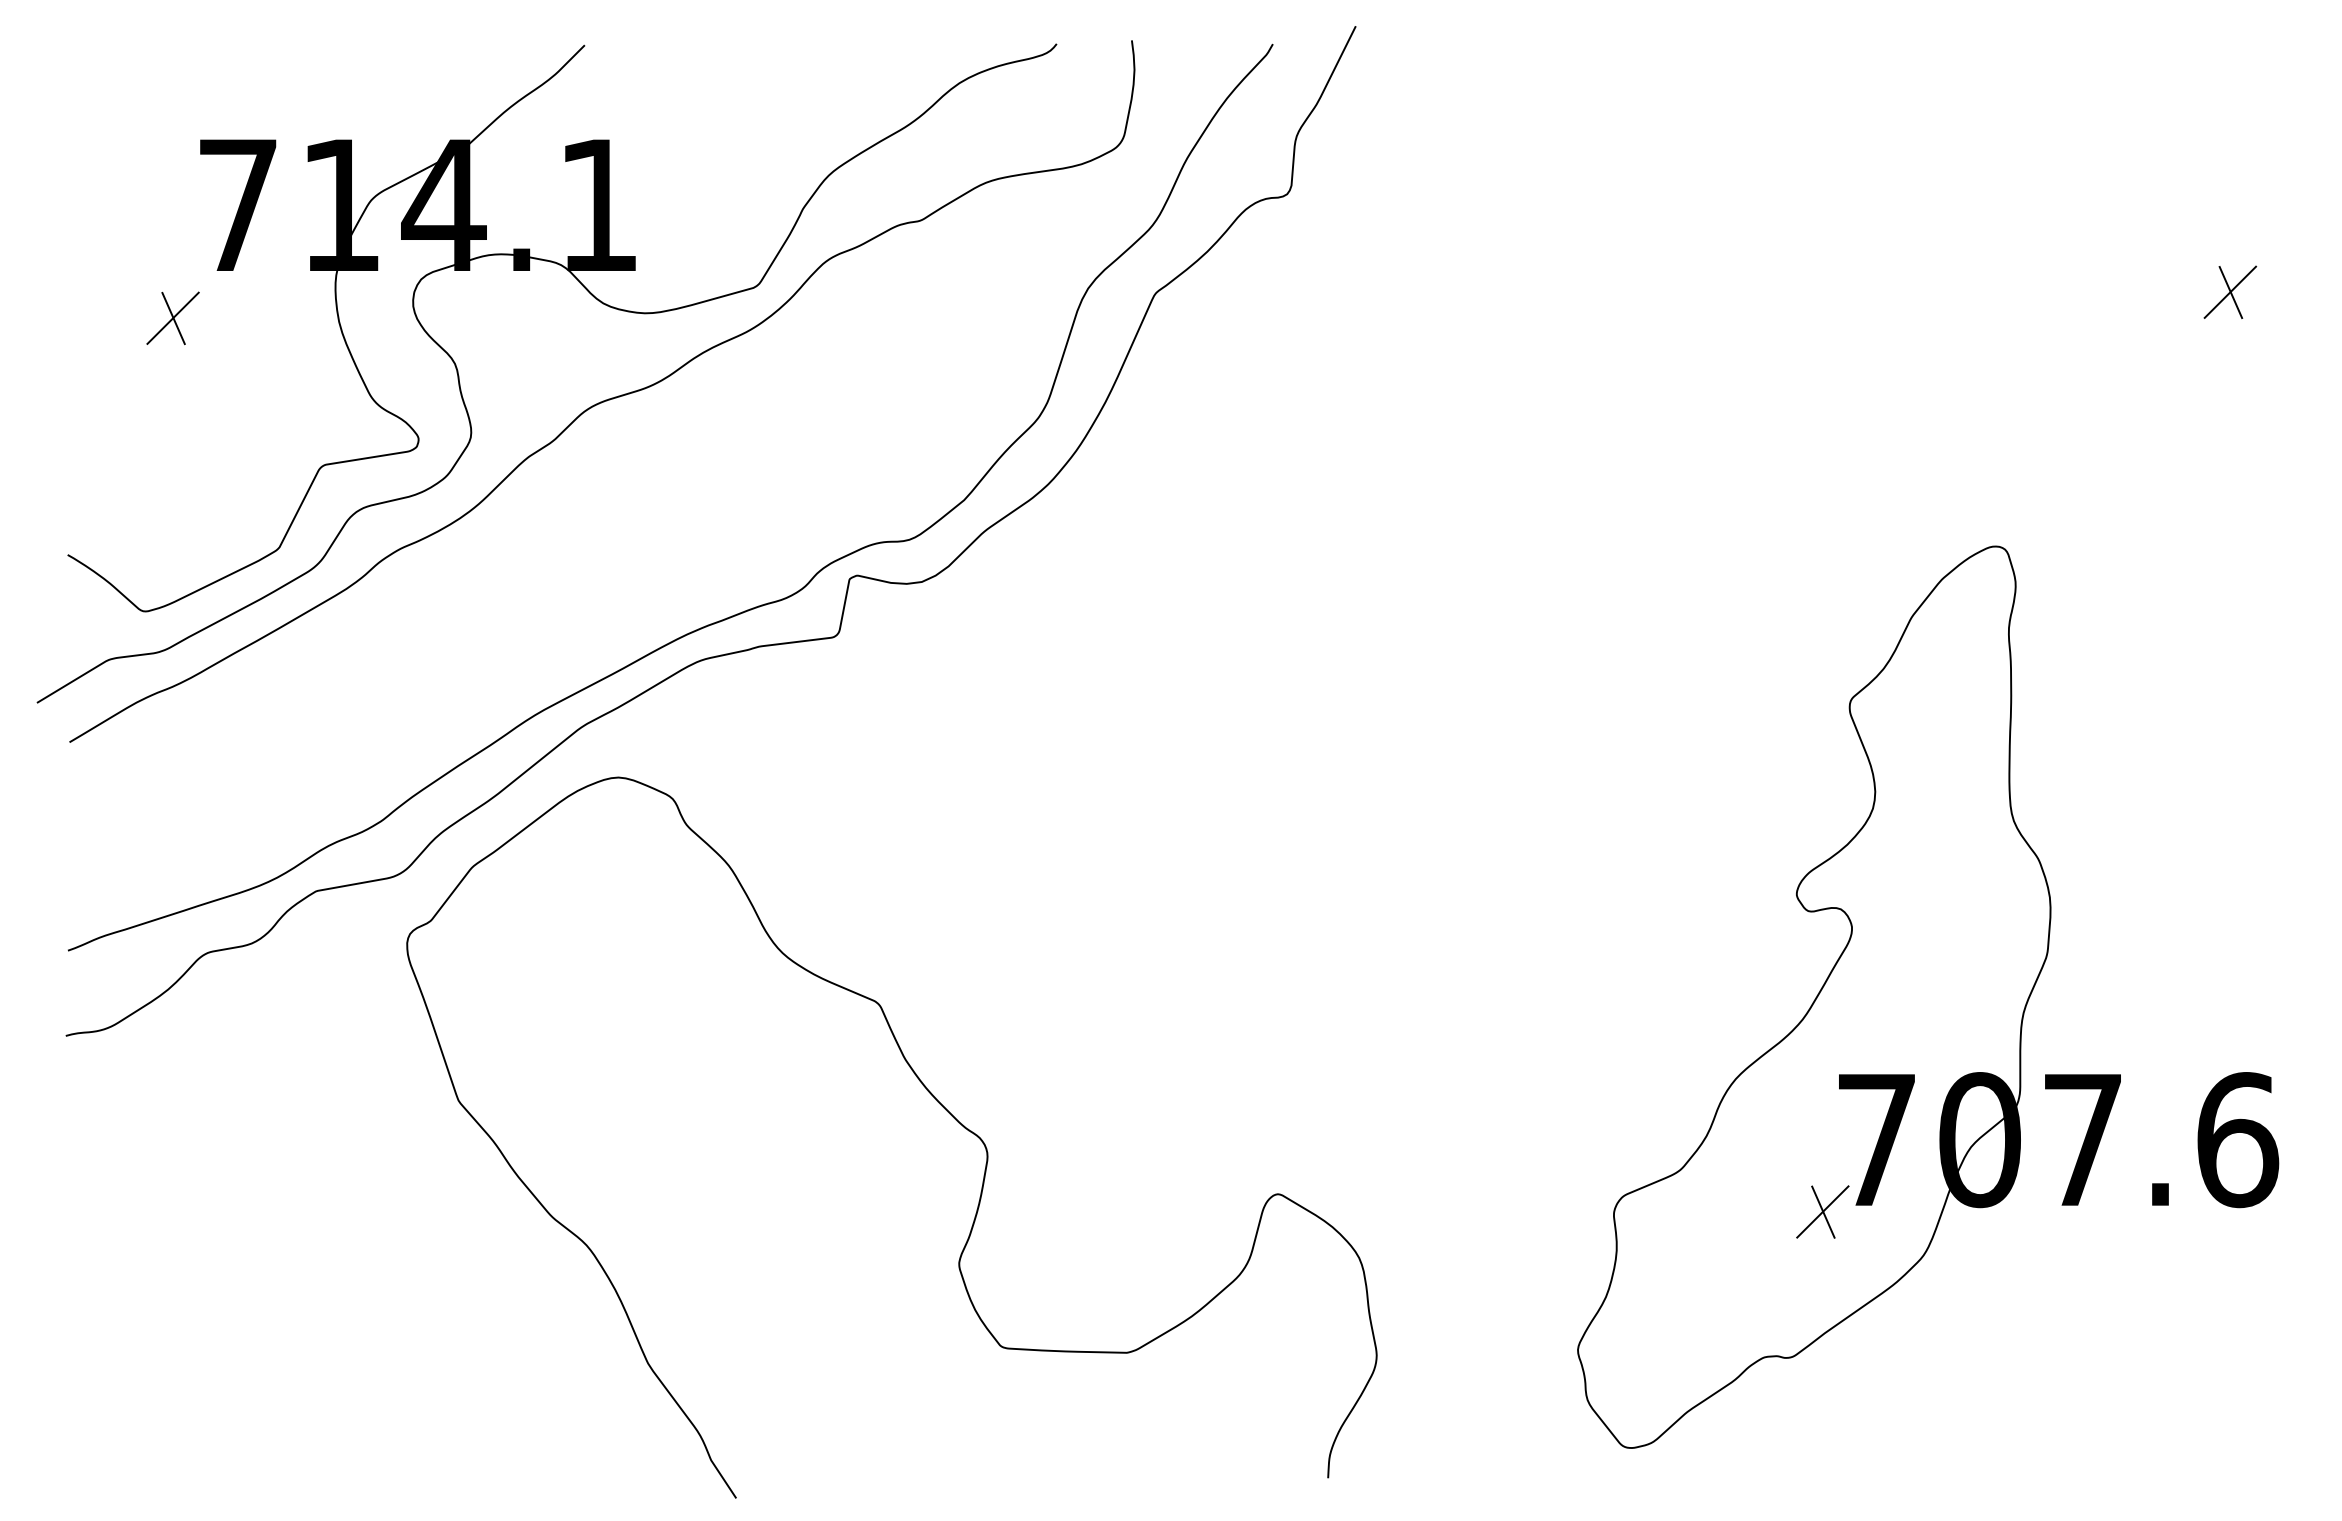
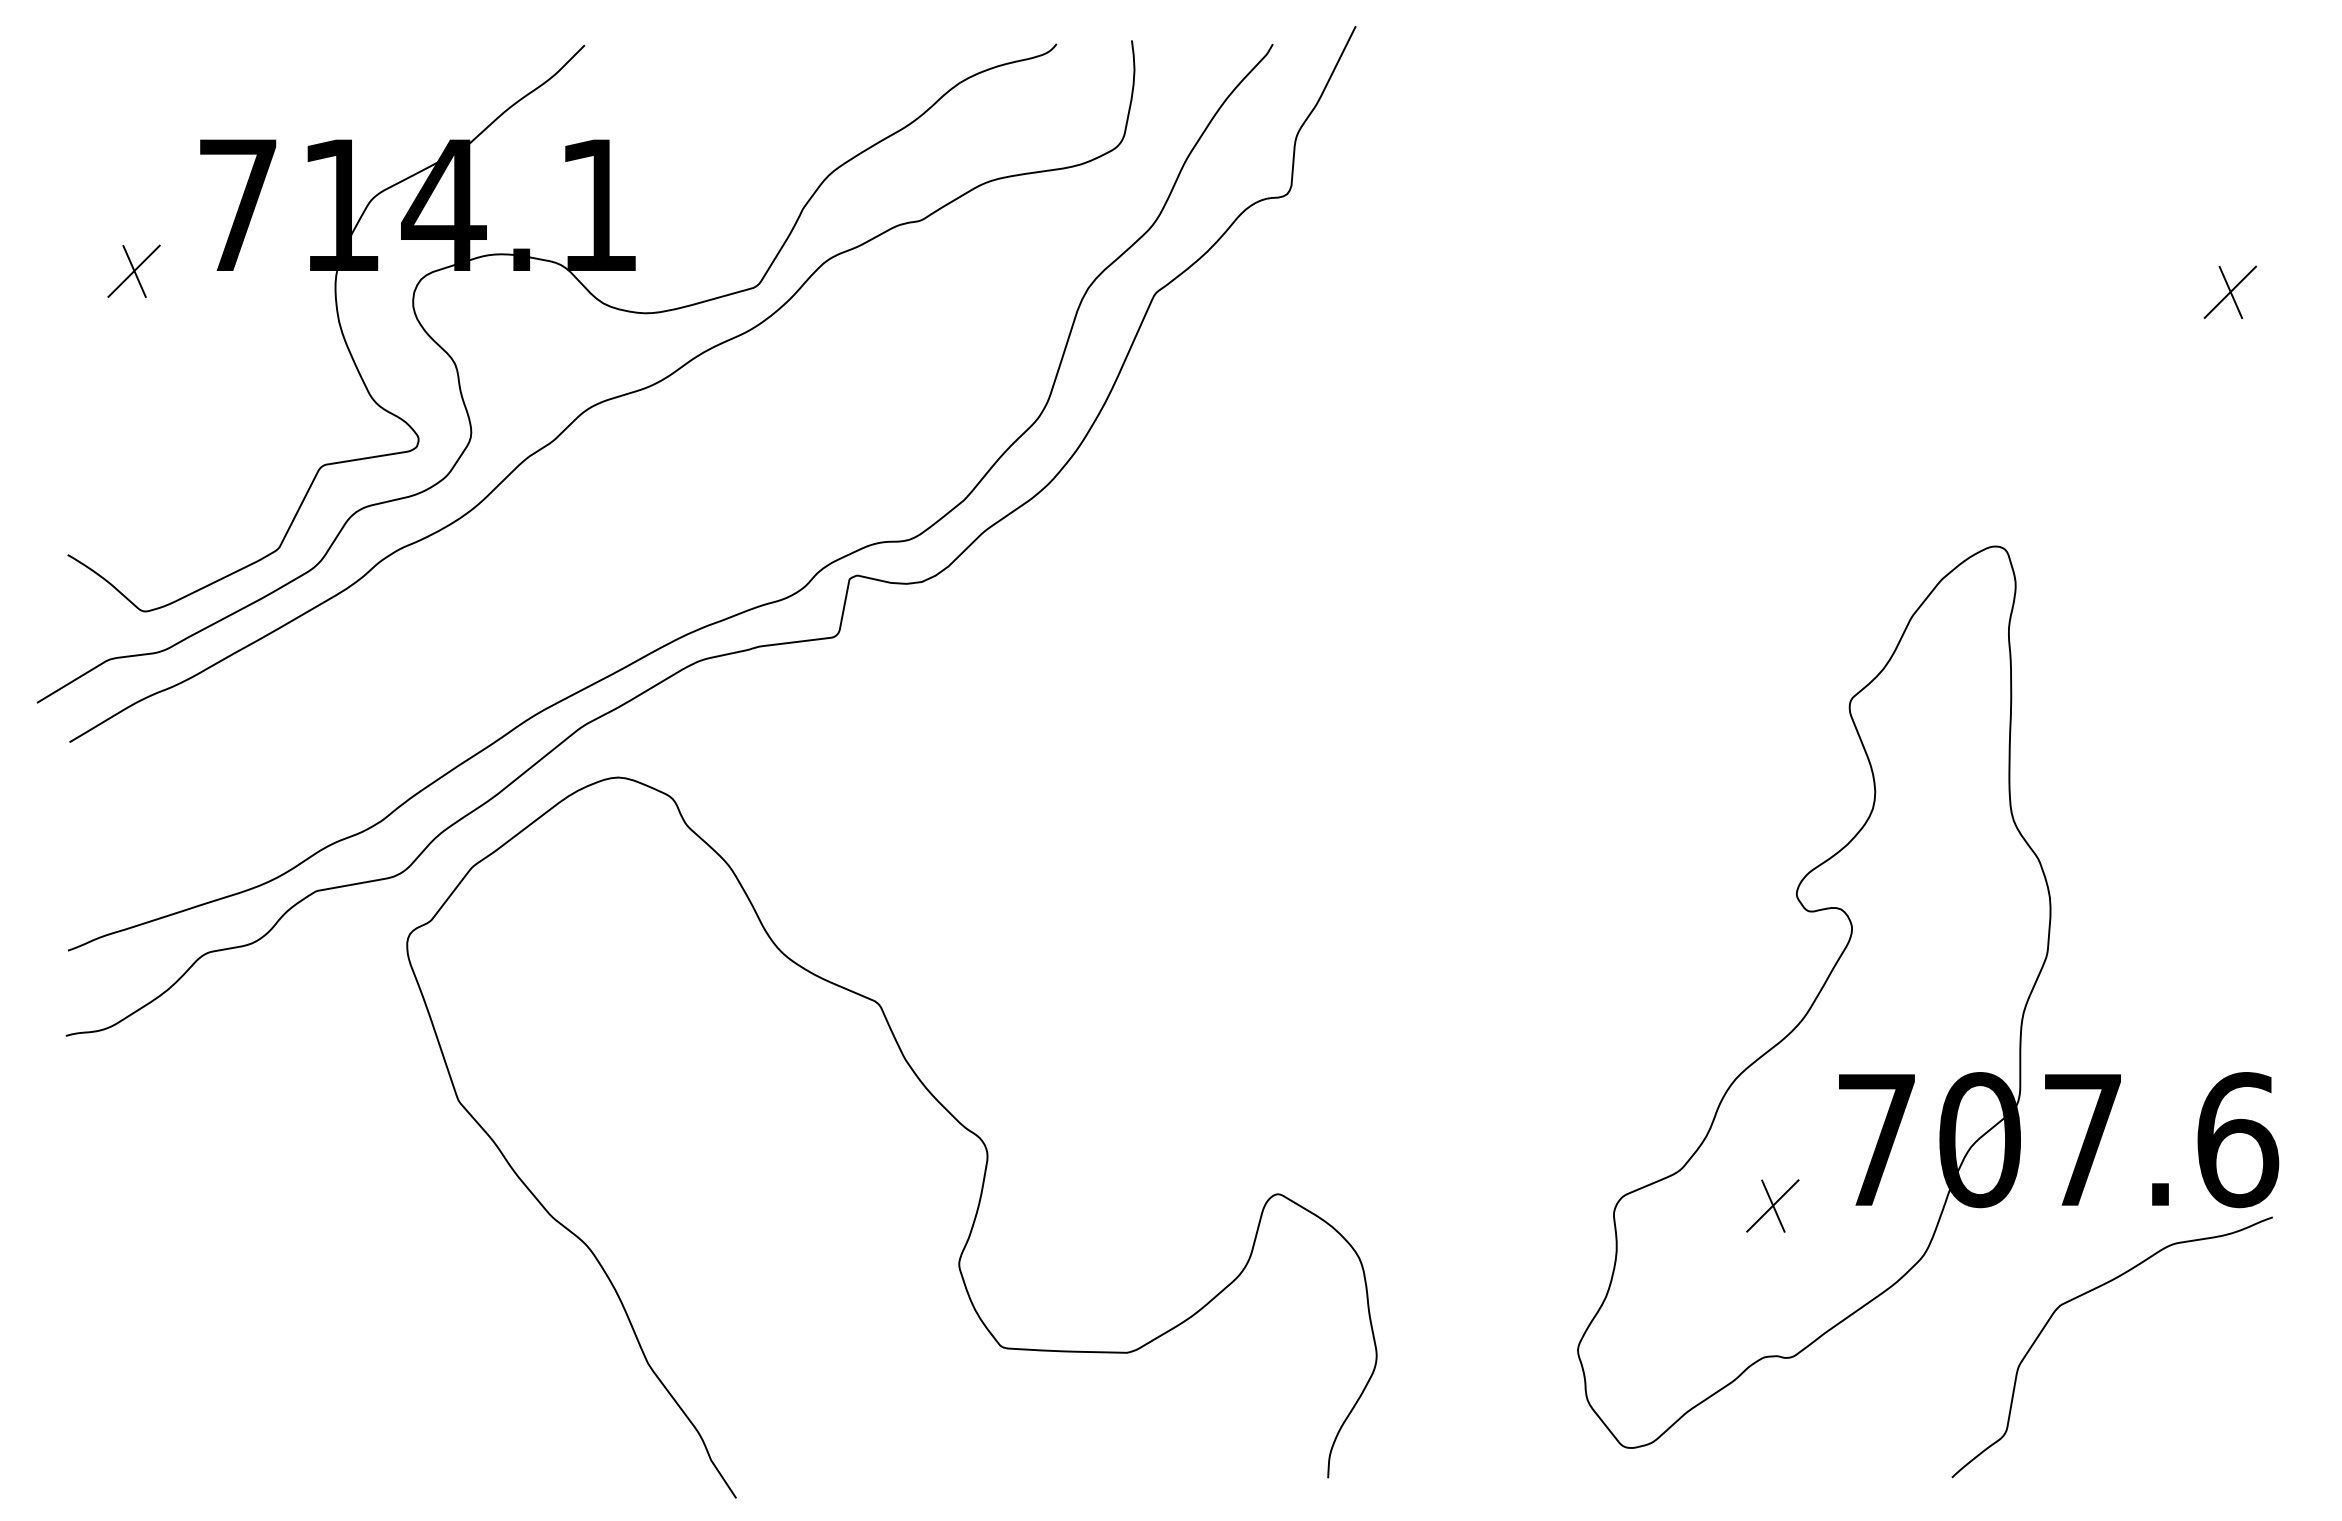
part position: (172, 318) -> (133, 271) (133, 271)
part position: (1822, 1211) -> (1772, 1205) (1772, 1205)
curve: none -> present (2085, 1294)
